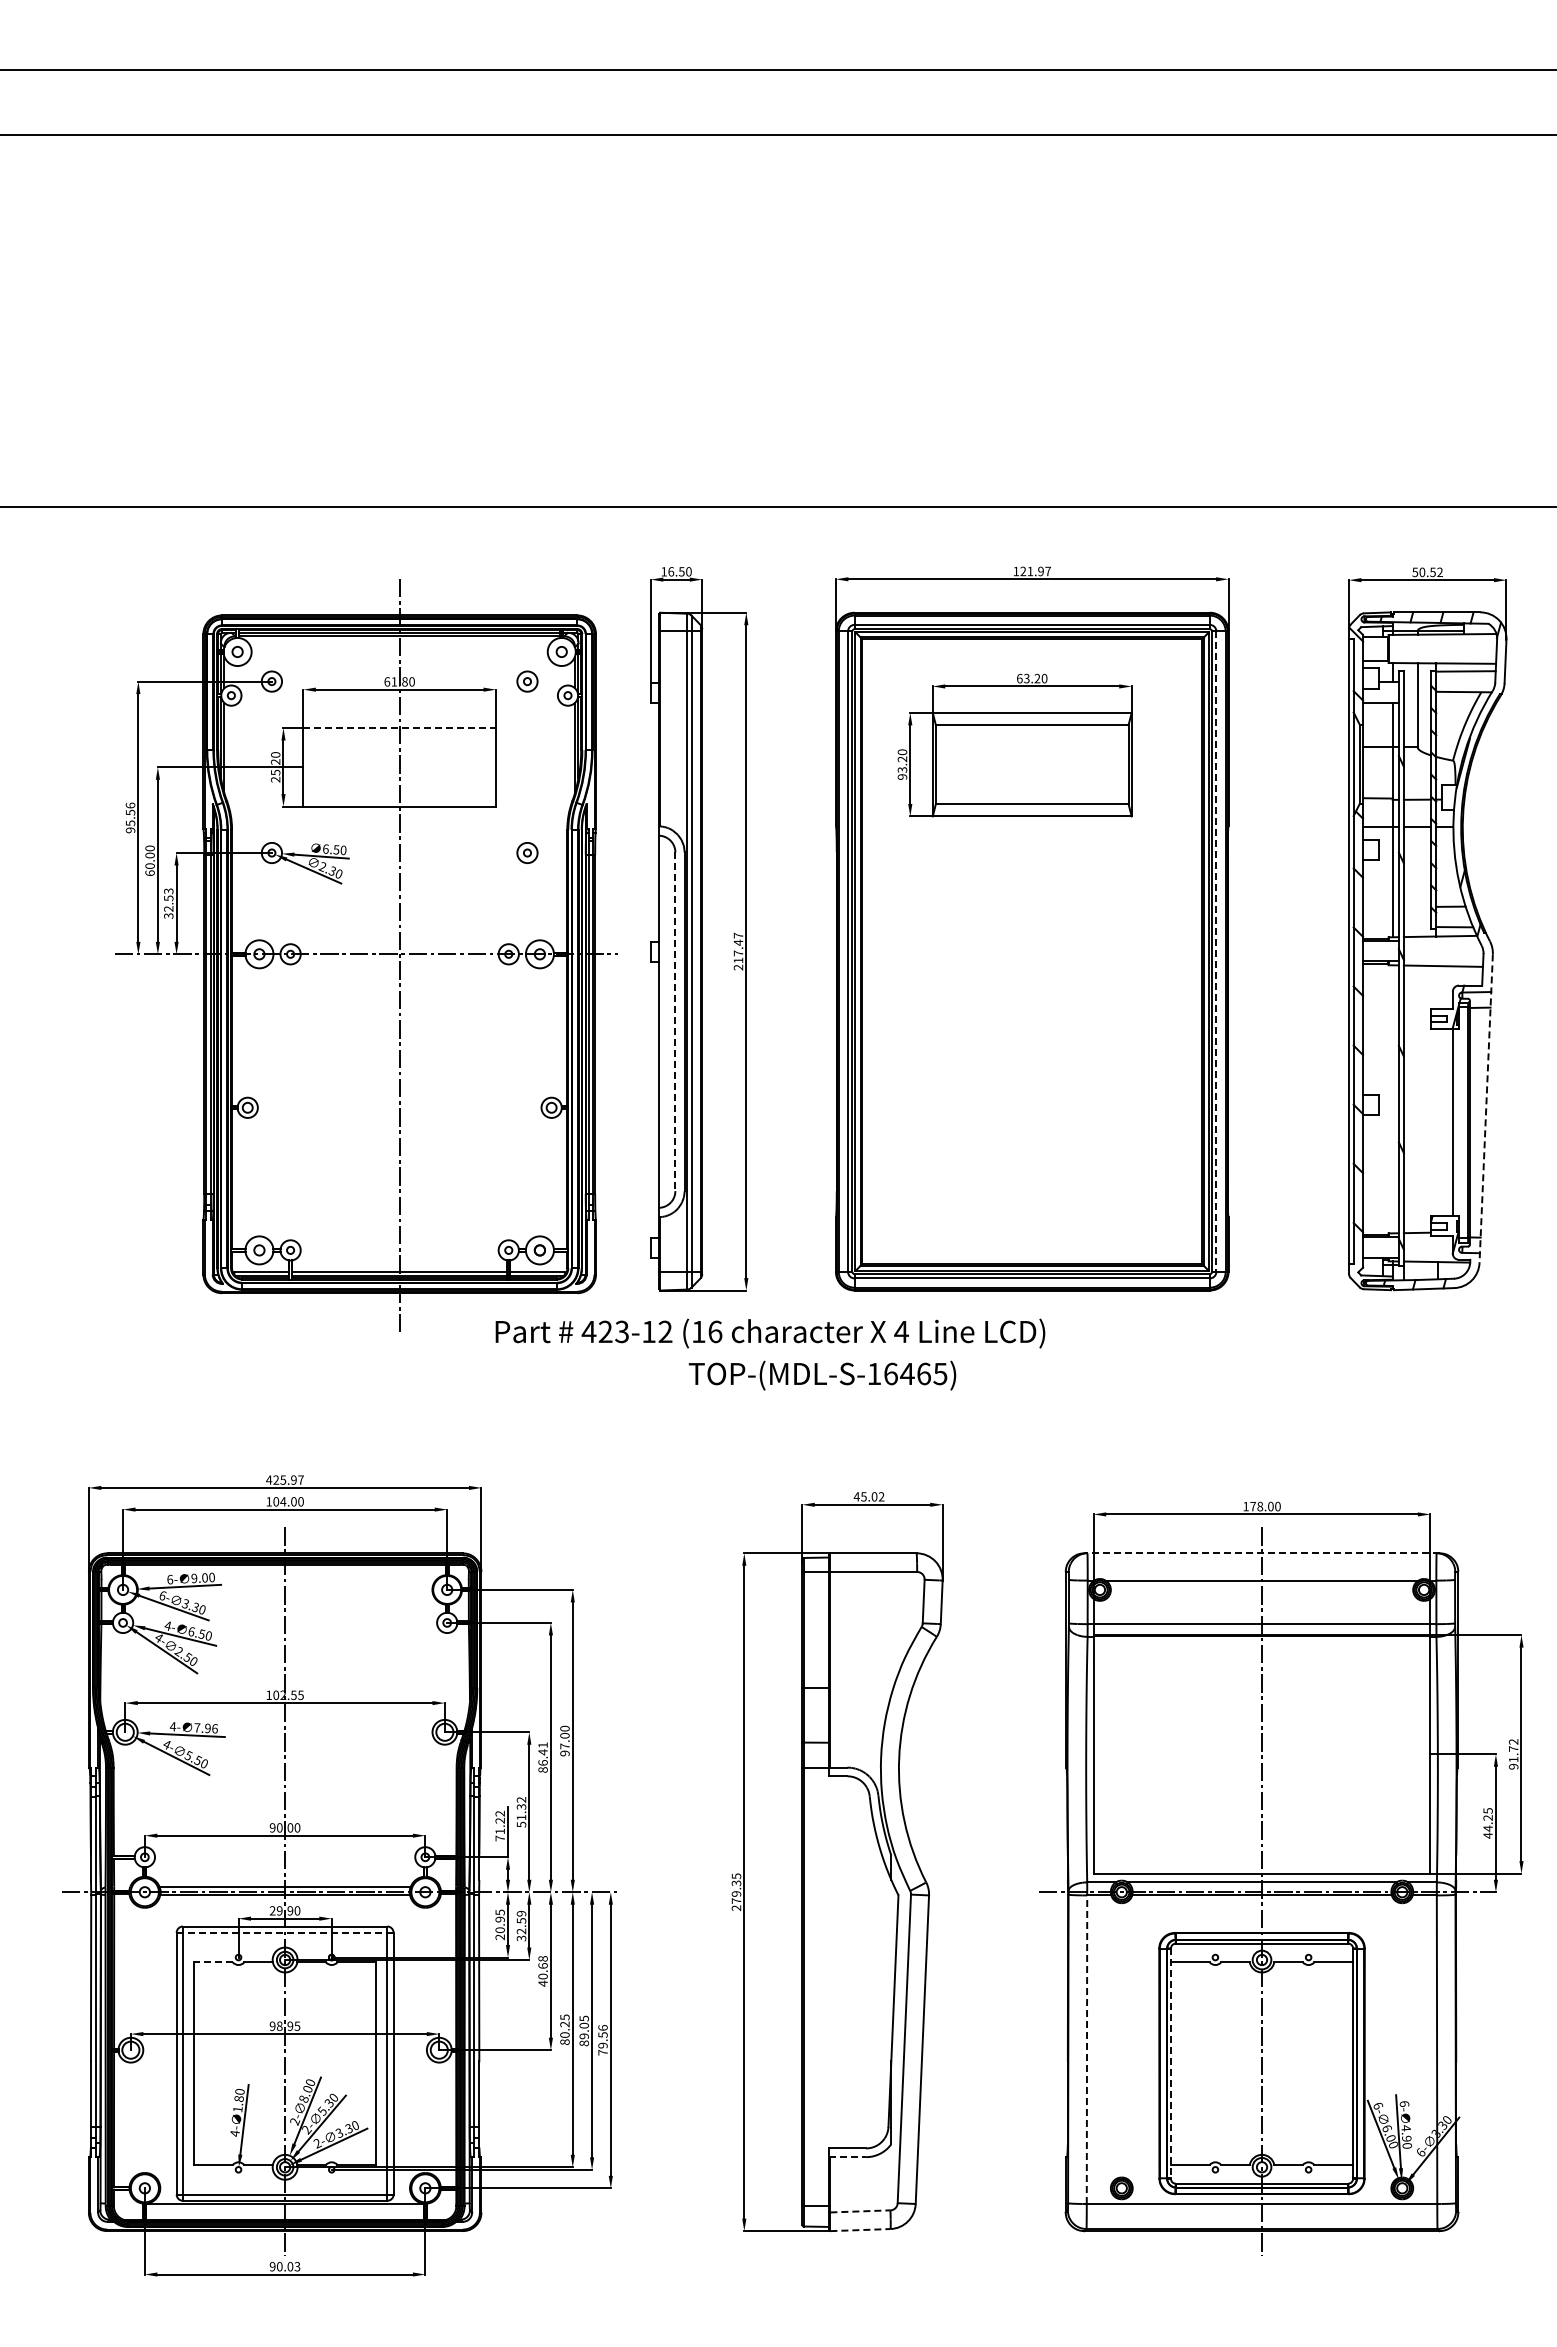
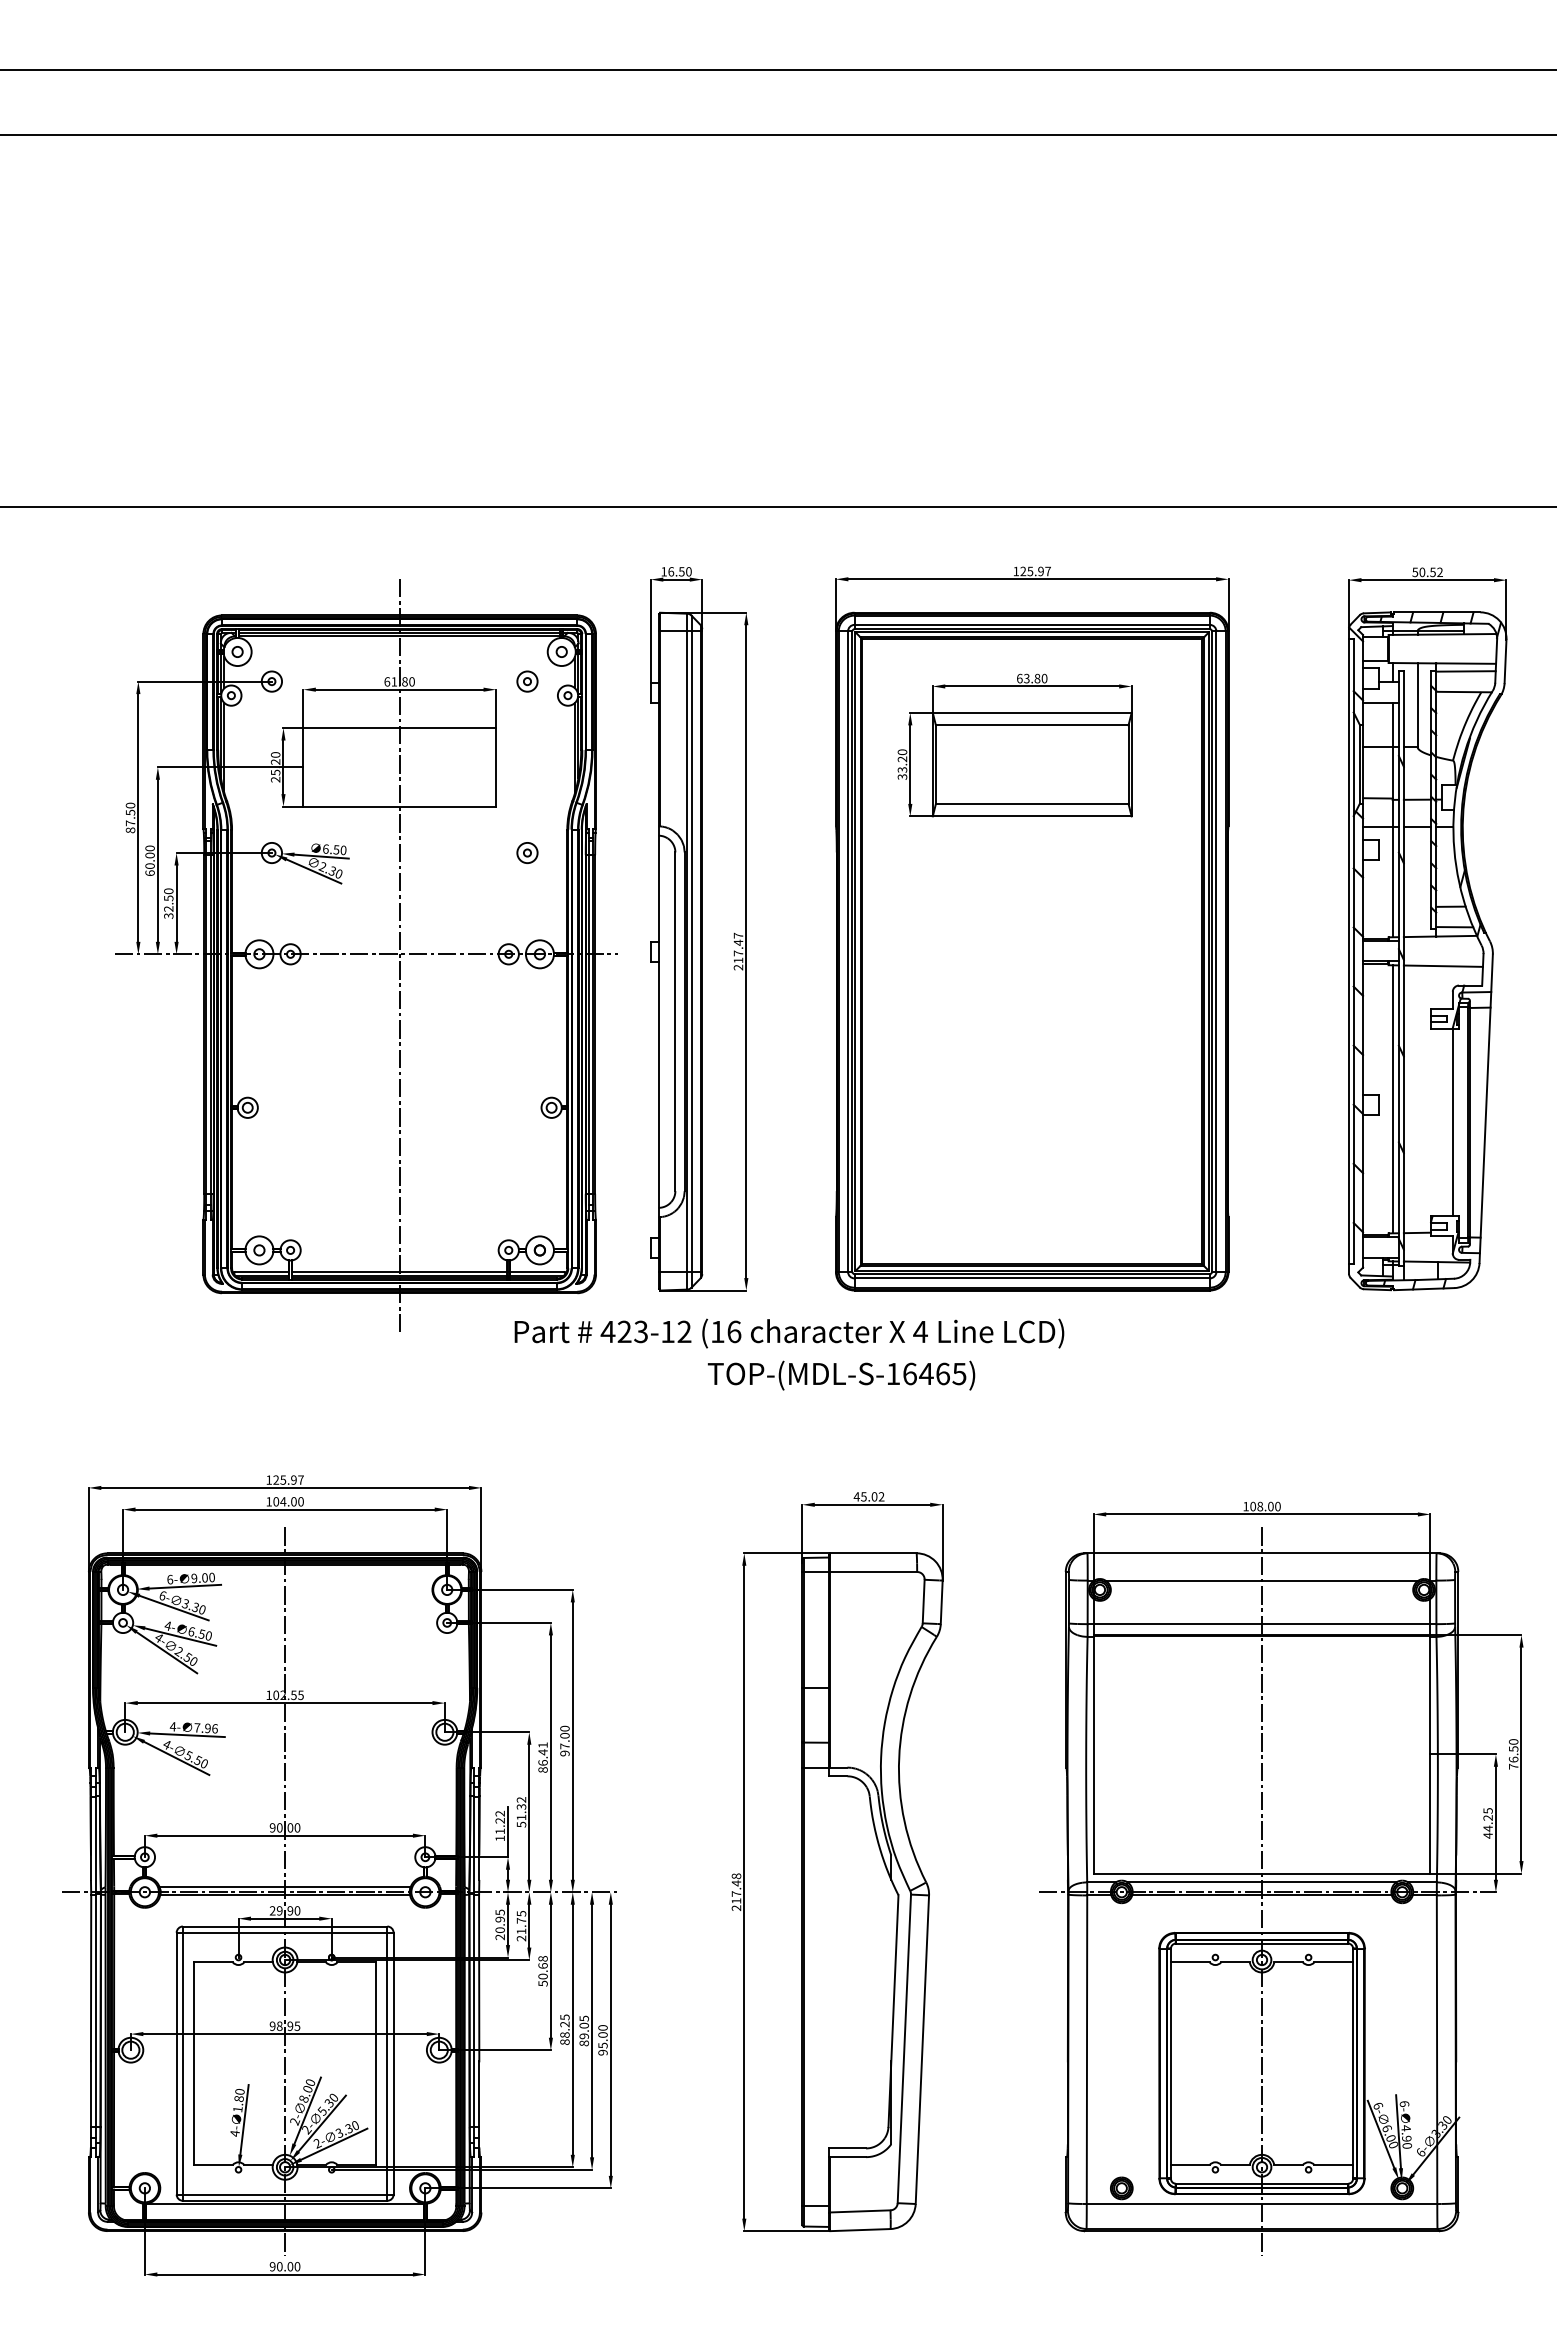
text: 121.97 -> 125.97 (1030, 571)
text: 63.20 -> 63.80 (1037, 678)
line: dashed -> solid (400, 728)
text: 93.20 -> 33.20 (902, 776)
text: 95.56 -> 87.50 (130, 817)
text: 32.53 -> 32.50 (168, 891)
line: dashed -> solid (1216, 952)
line: dashed -> solid (675, 1022)
line: none -> present (1392, 1099)
line: dashed -> solid (1486, 1109)
text position: (770, 1333) -> (789, 1333) (789, 1333)
text position: (822, 1375) -> (841, 1375) (841, 1375)
text: 425.97 -> 125.97 (269, 1479)
text: 178.00 -> 108.00 (1253, 1506)
line: dashed -> solid (1262, 1553)
text: 91.72 -> 76.50 (1513, 1754)
text: 71.22 -> 11.22 (499, 1838)
text: 279.35 -> 217.48 (736, 1888)
text: 32.59 -> 21.75 (521, 1926)
line: dashed -> solid (285, 1932)
line: dashed -> solid (213, 1962)
text: 40.68 -> 50.68 (542, 1983)
text: 80.25 -> 88.25 (564, 2034)
text: 79.56 -> 95.00 (602, 2040)
line: dashed -> solid (1087, 2049)
line: dashed -> solid (1171, 2064)
line: dashed -> solid (847, 2157)
line: dashed -> solid (860, 2211)
line: dashed -> solid (860, 2230)
text: 90.03 -> 90.00 (297, 2266)
